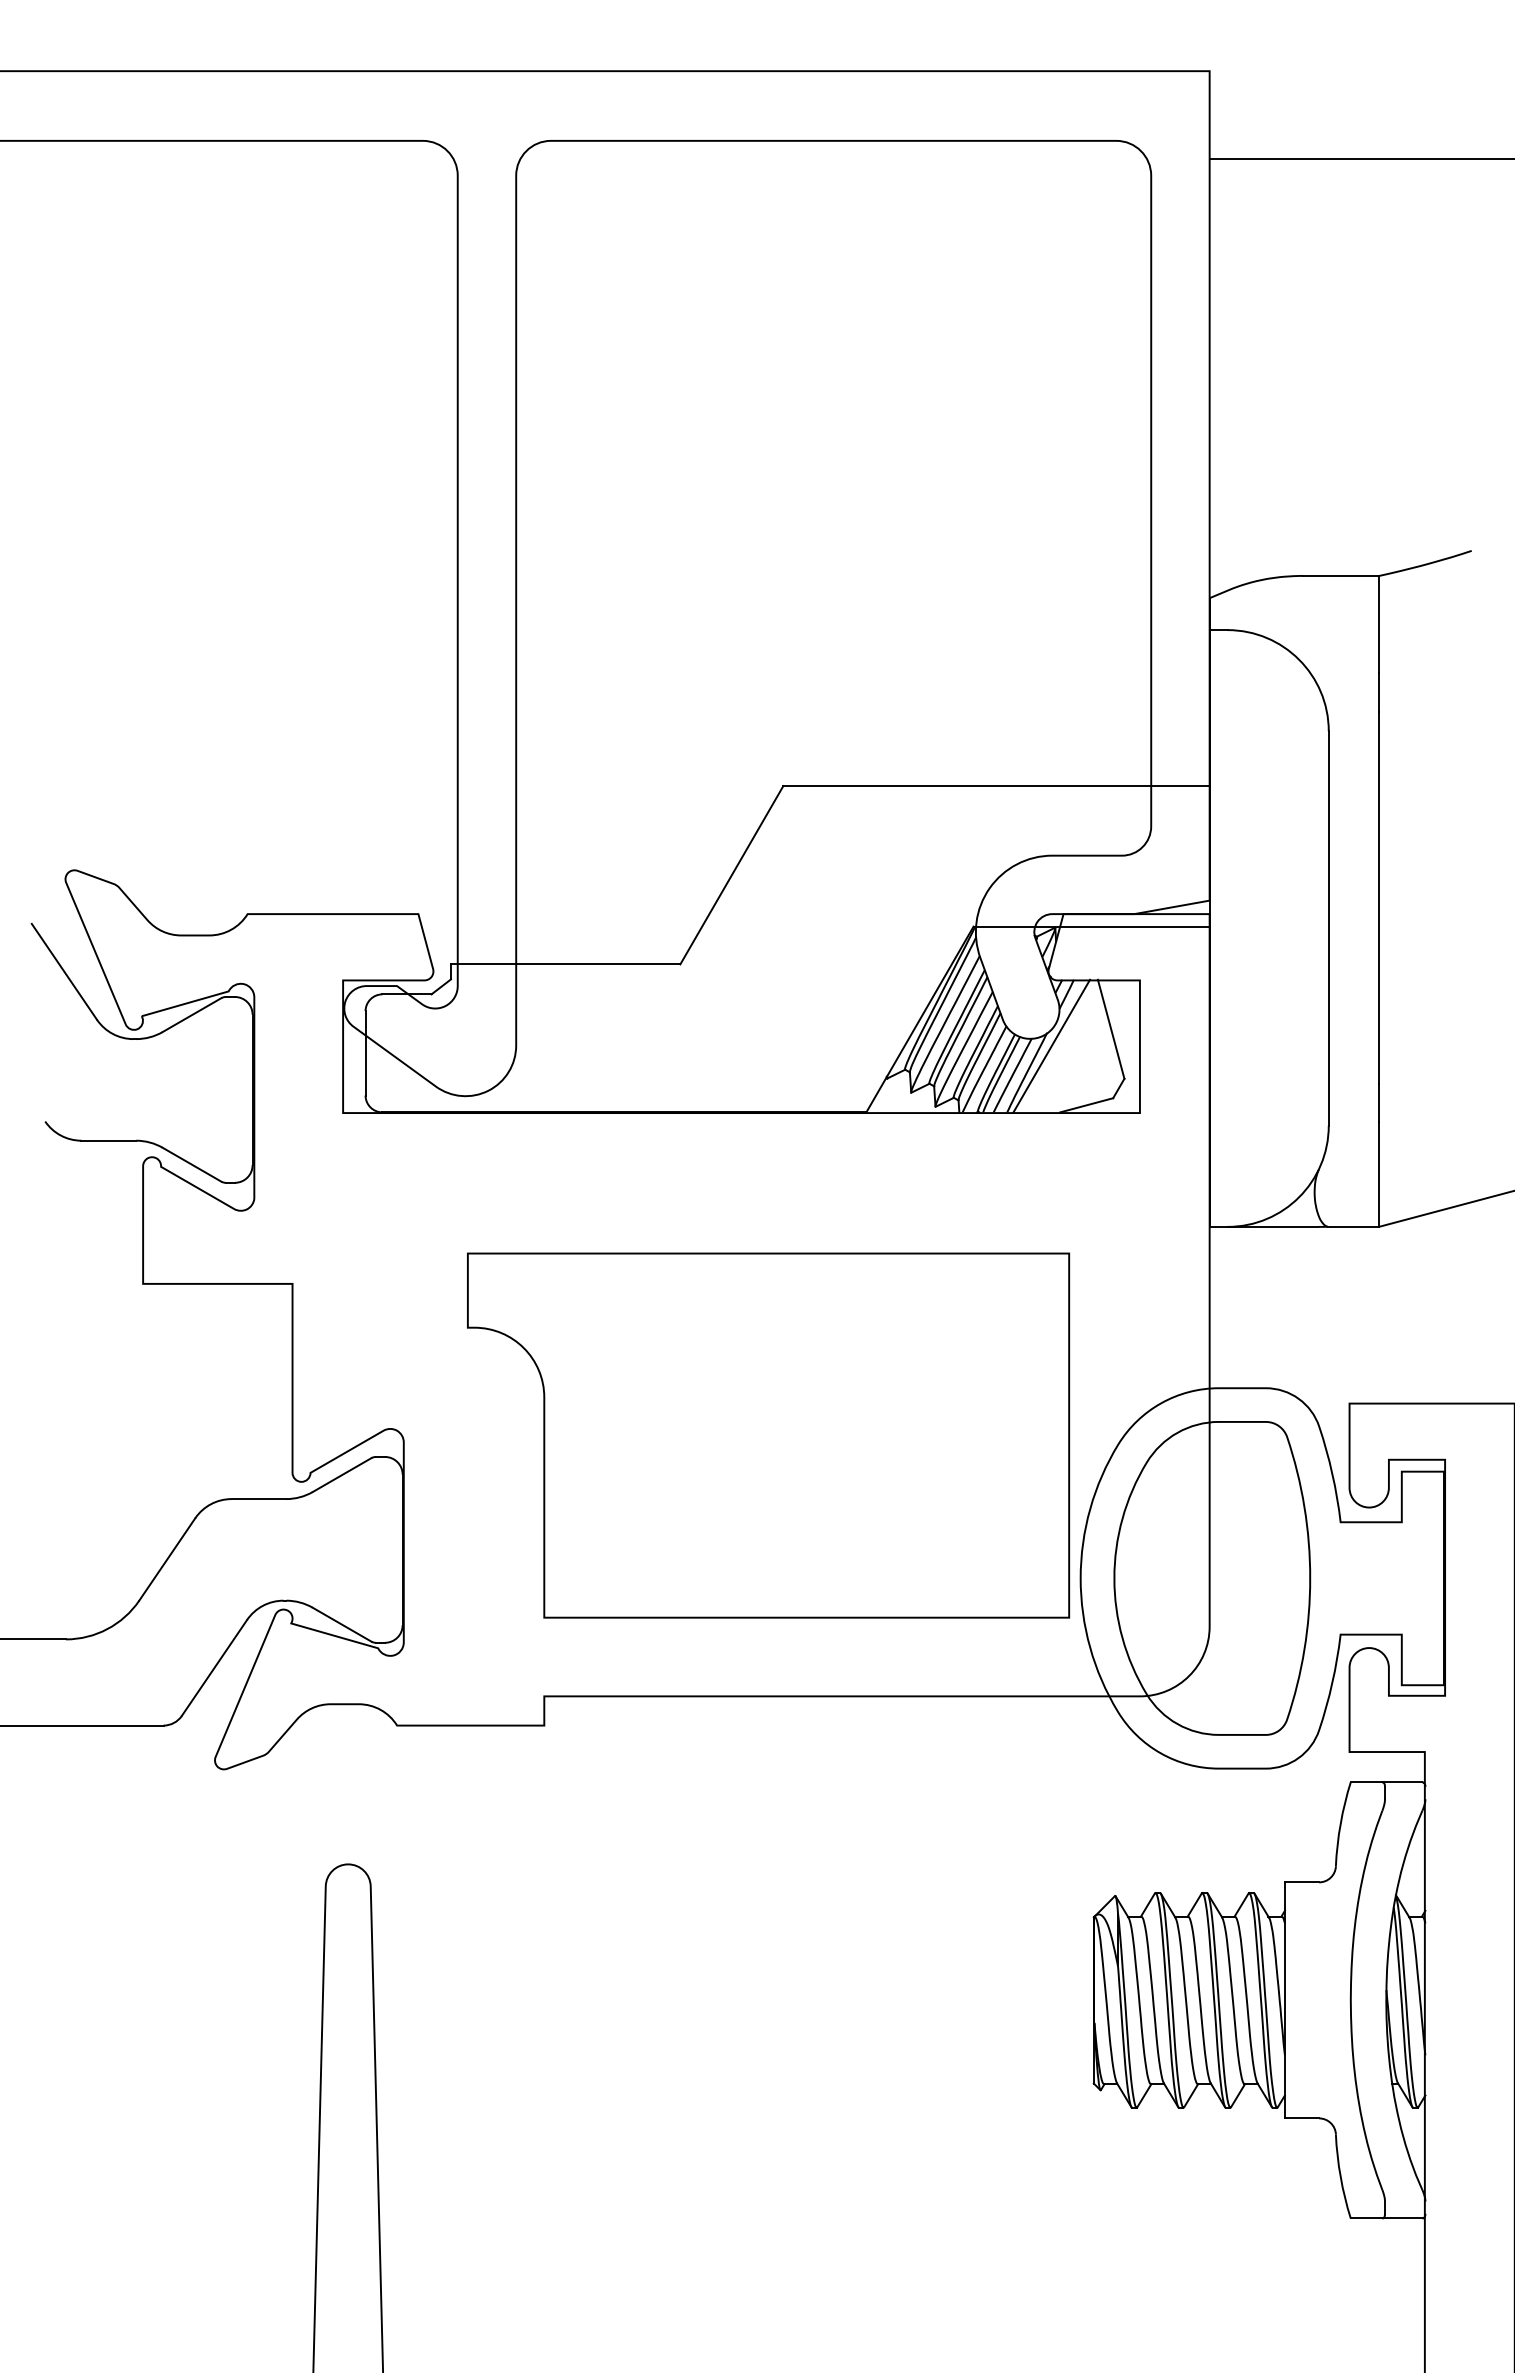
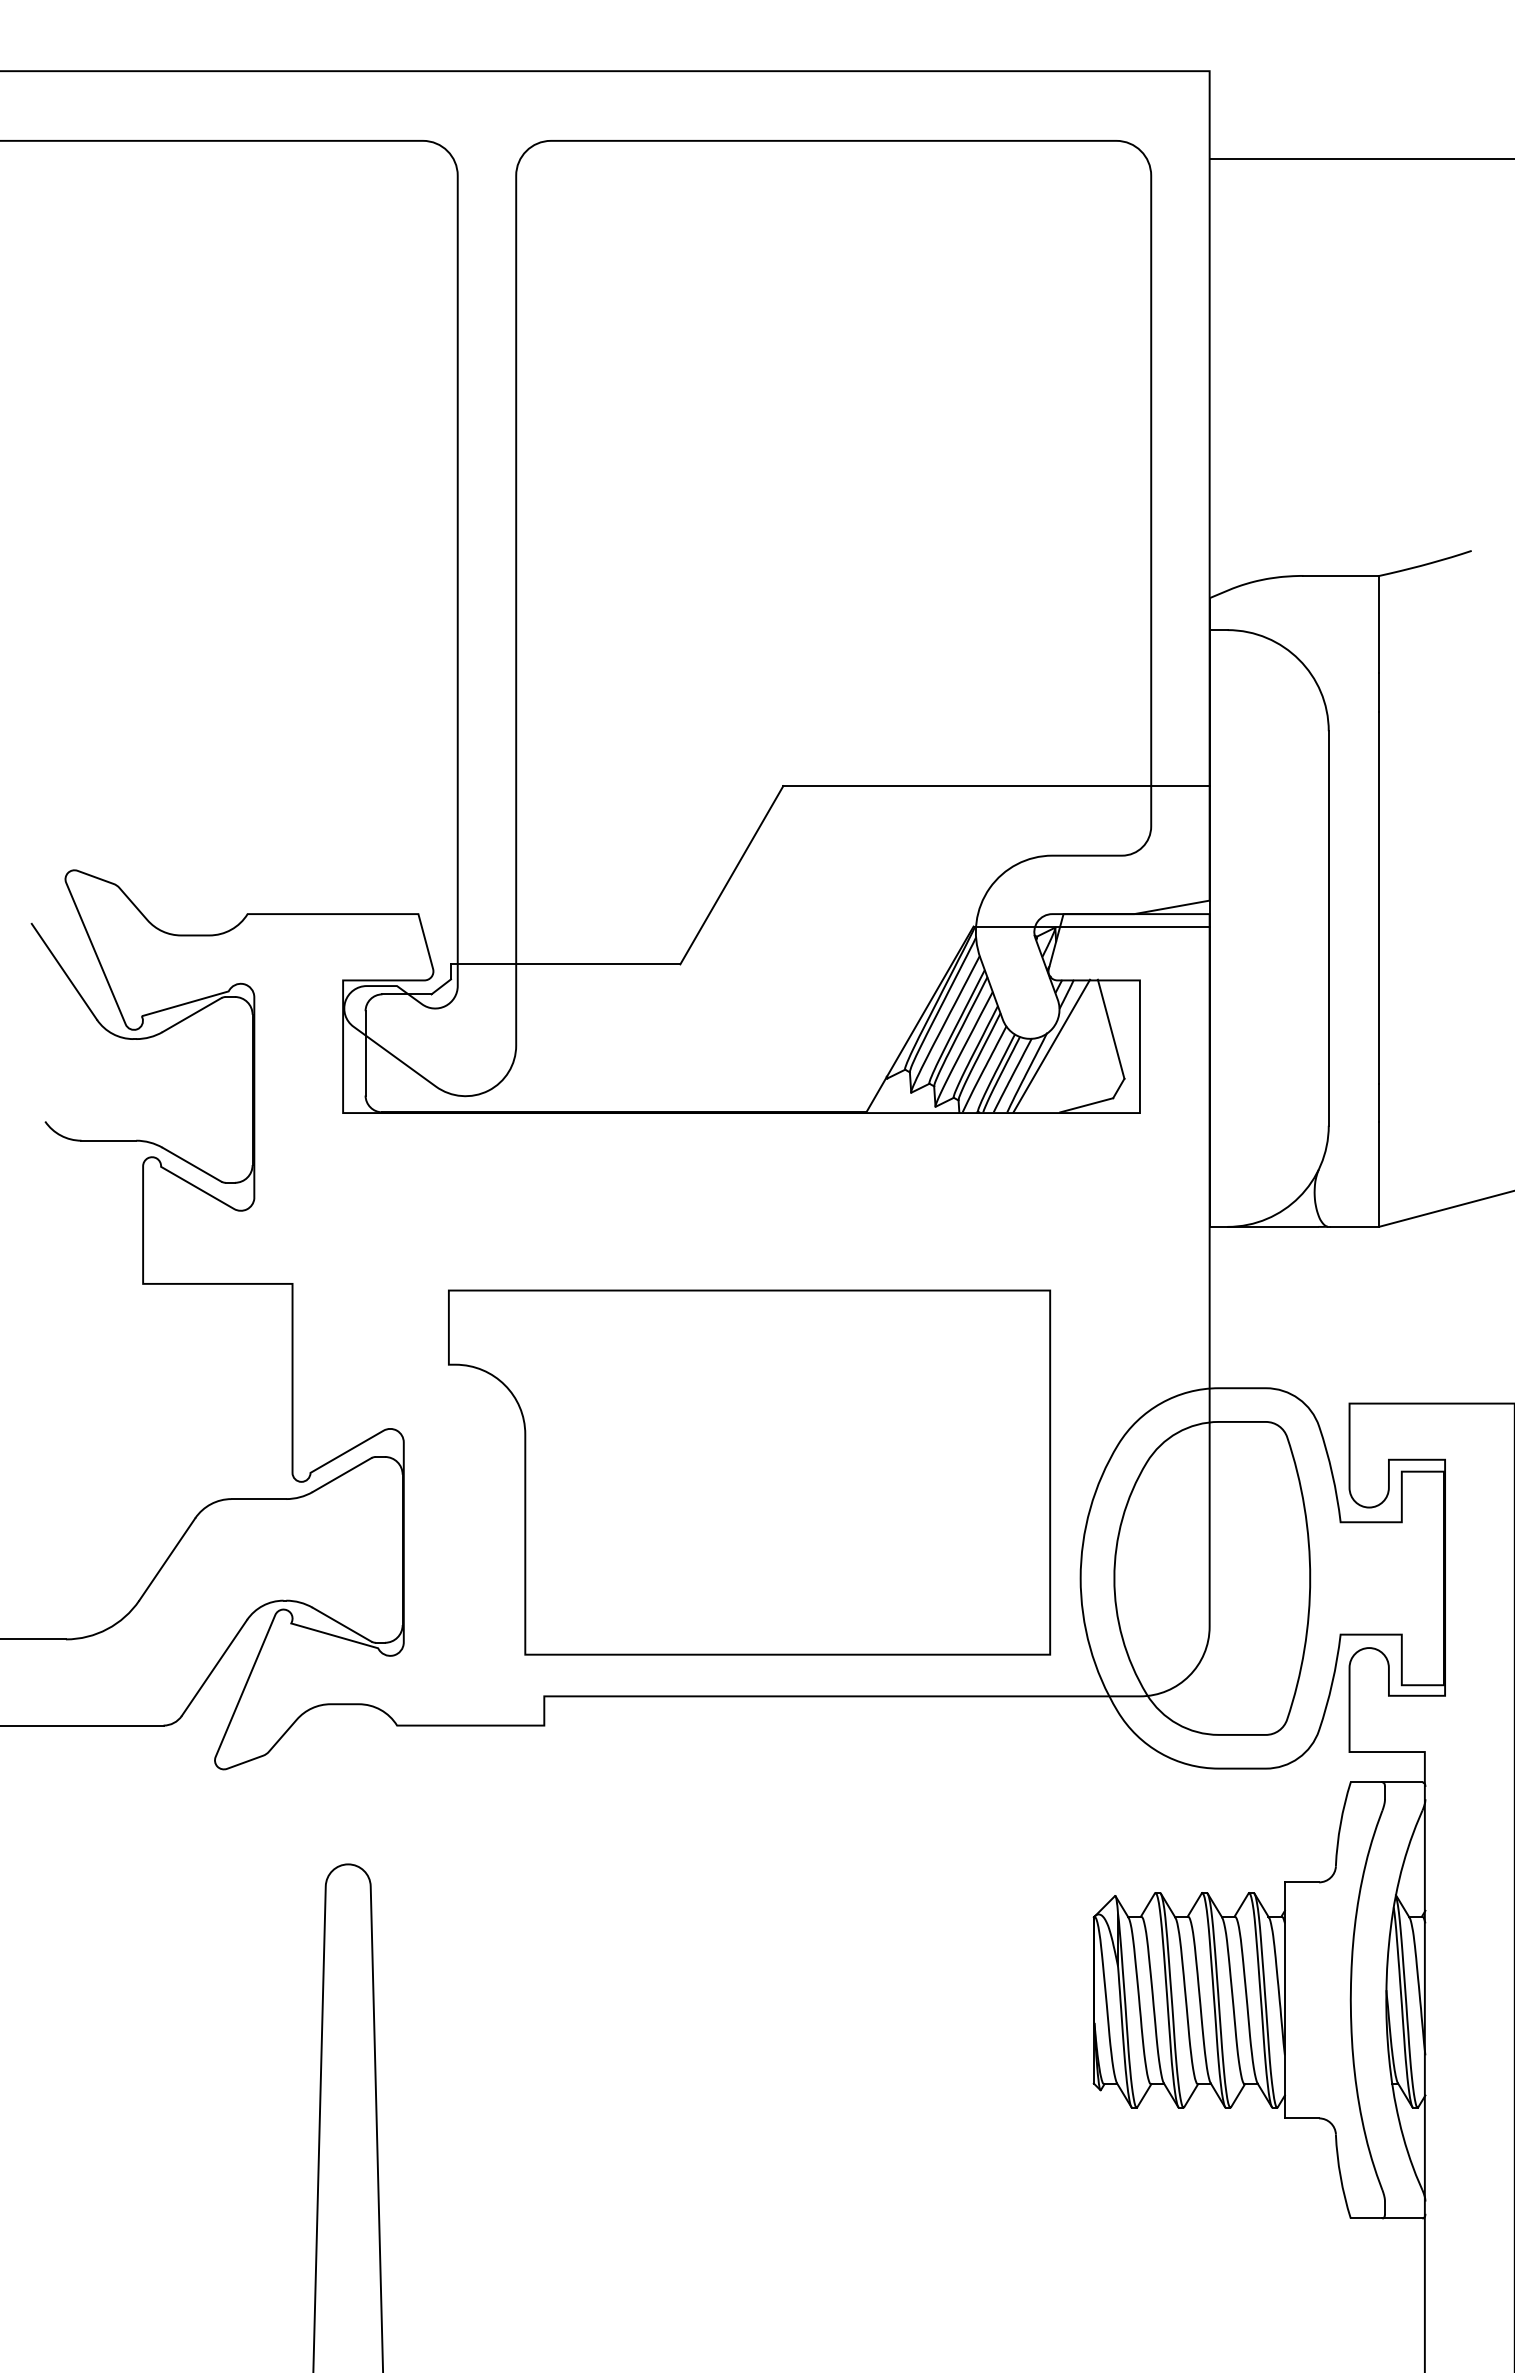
part position: (768, 1435) -> (749, 1472) (749, 1472)
